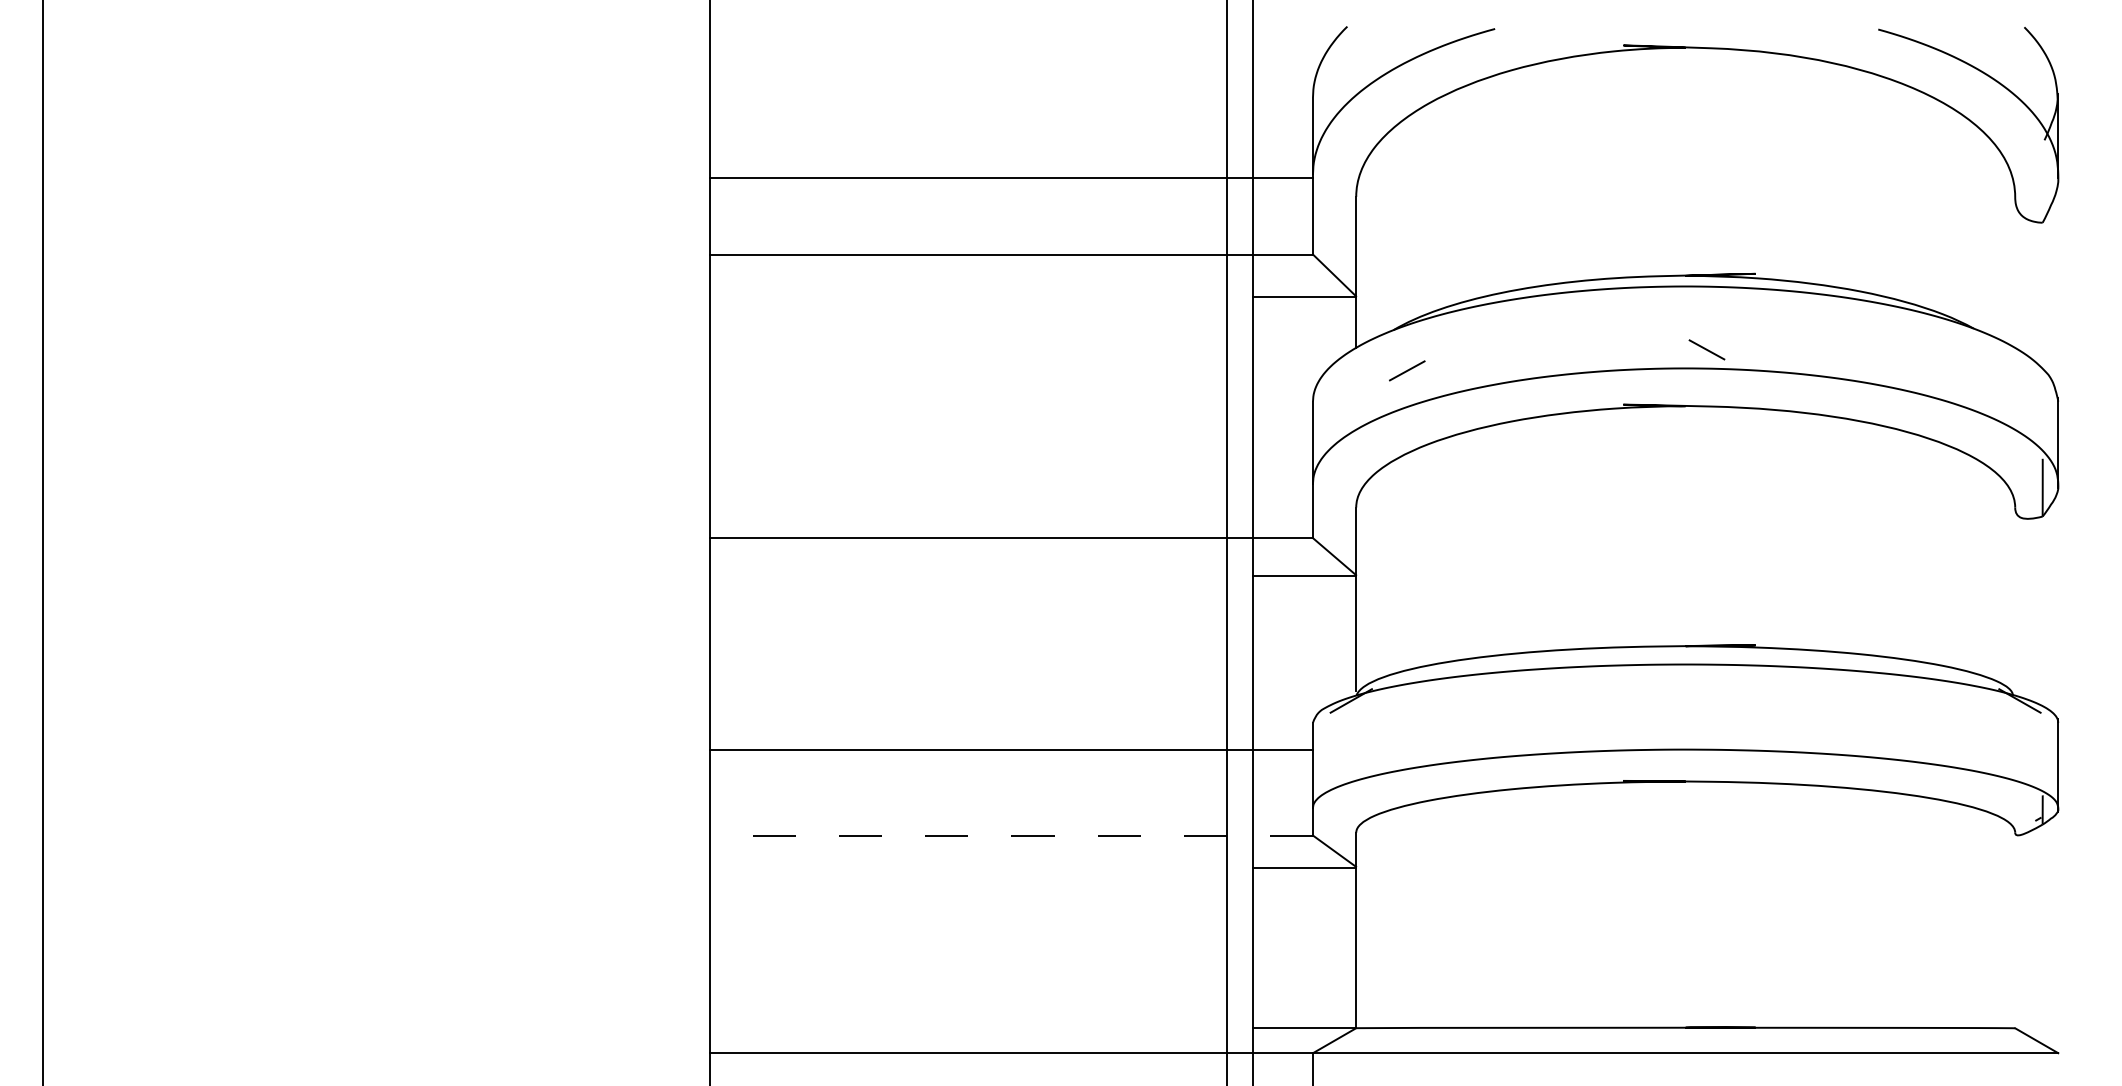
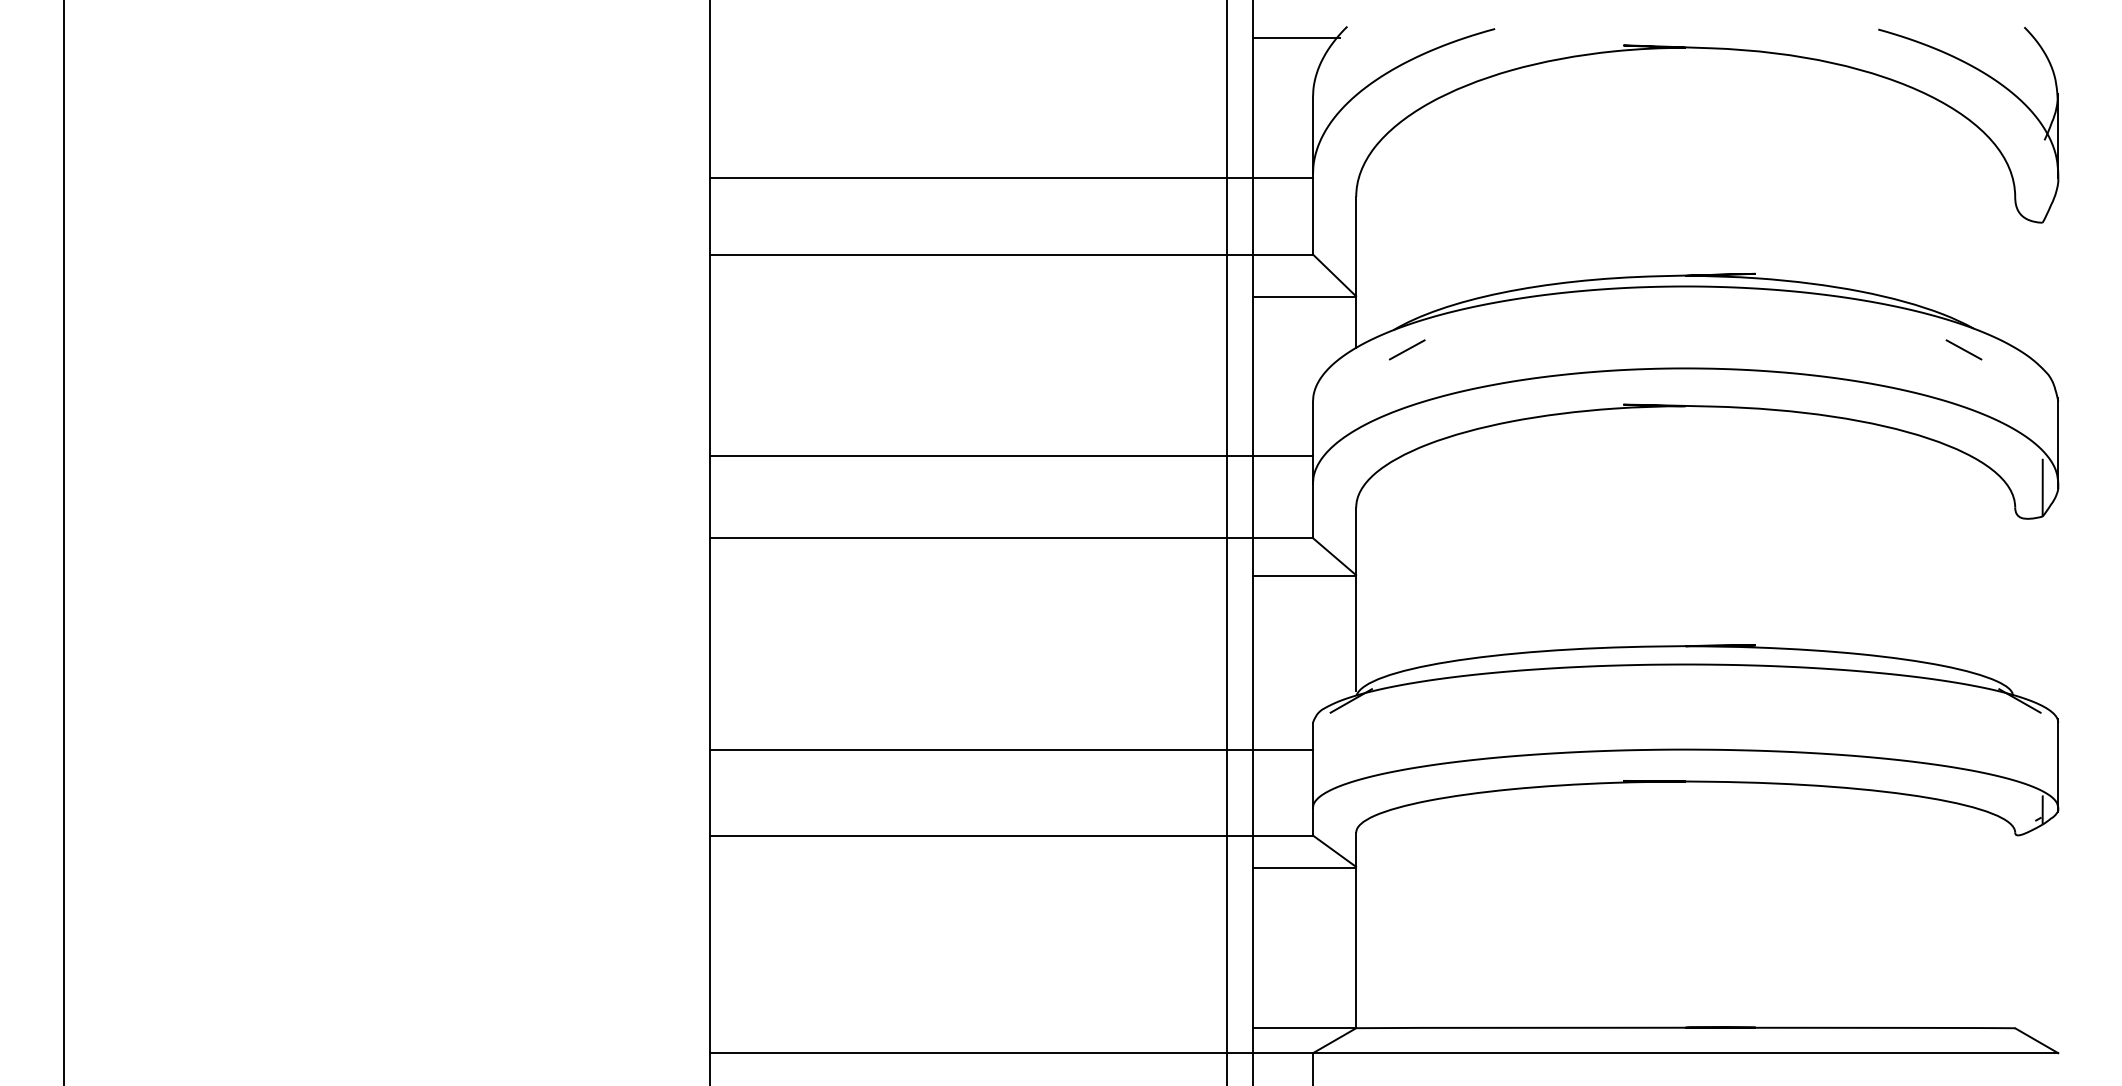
line: none -> present (1296, 38)
line position: (1706, 349) -> (1963, 349) (1963, 349)
line position: (1407, 370) -> (1407, 349) (1407, 349)
line: none -> present (1010, 456)
line position: (42, 542) -> (63, 542) (63, 542)
line: dashed -> solid (1011, 835)
